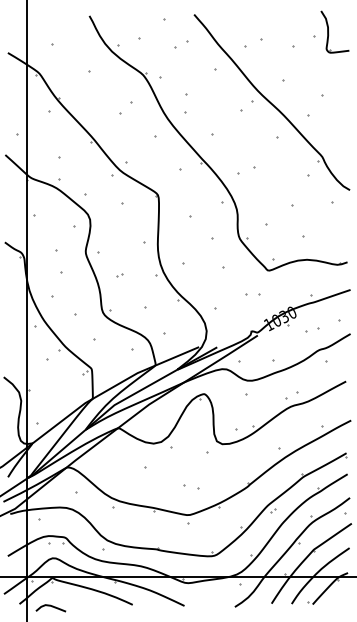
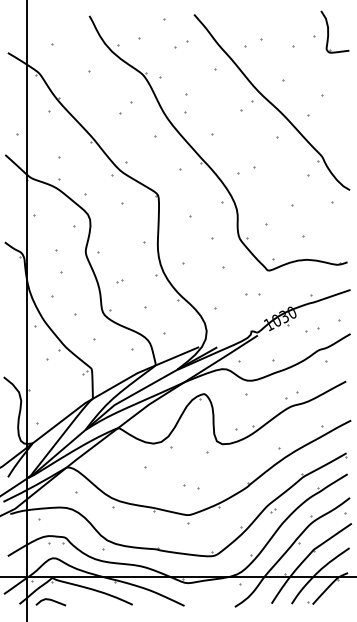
part position: (119, 275) -> (119, 281) (119, 281)
curve position: (50, 606) -> (50, 600) (50, 600)
